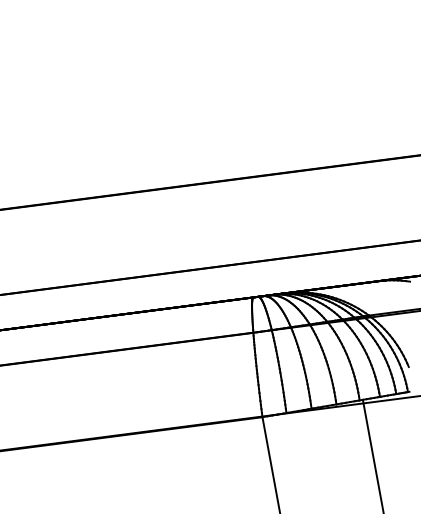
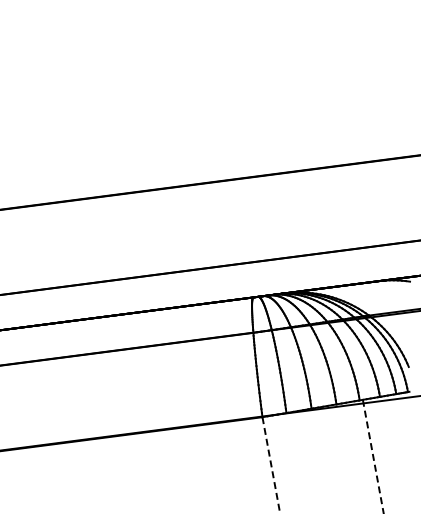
line: solid -> dashed (373, 457)
line: solid -> dashed (271, 466)
